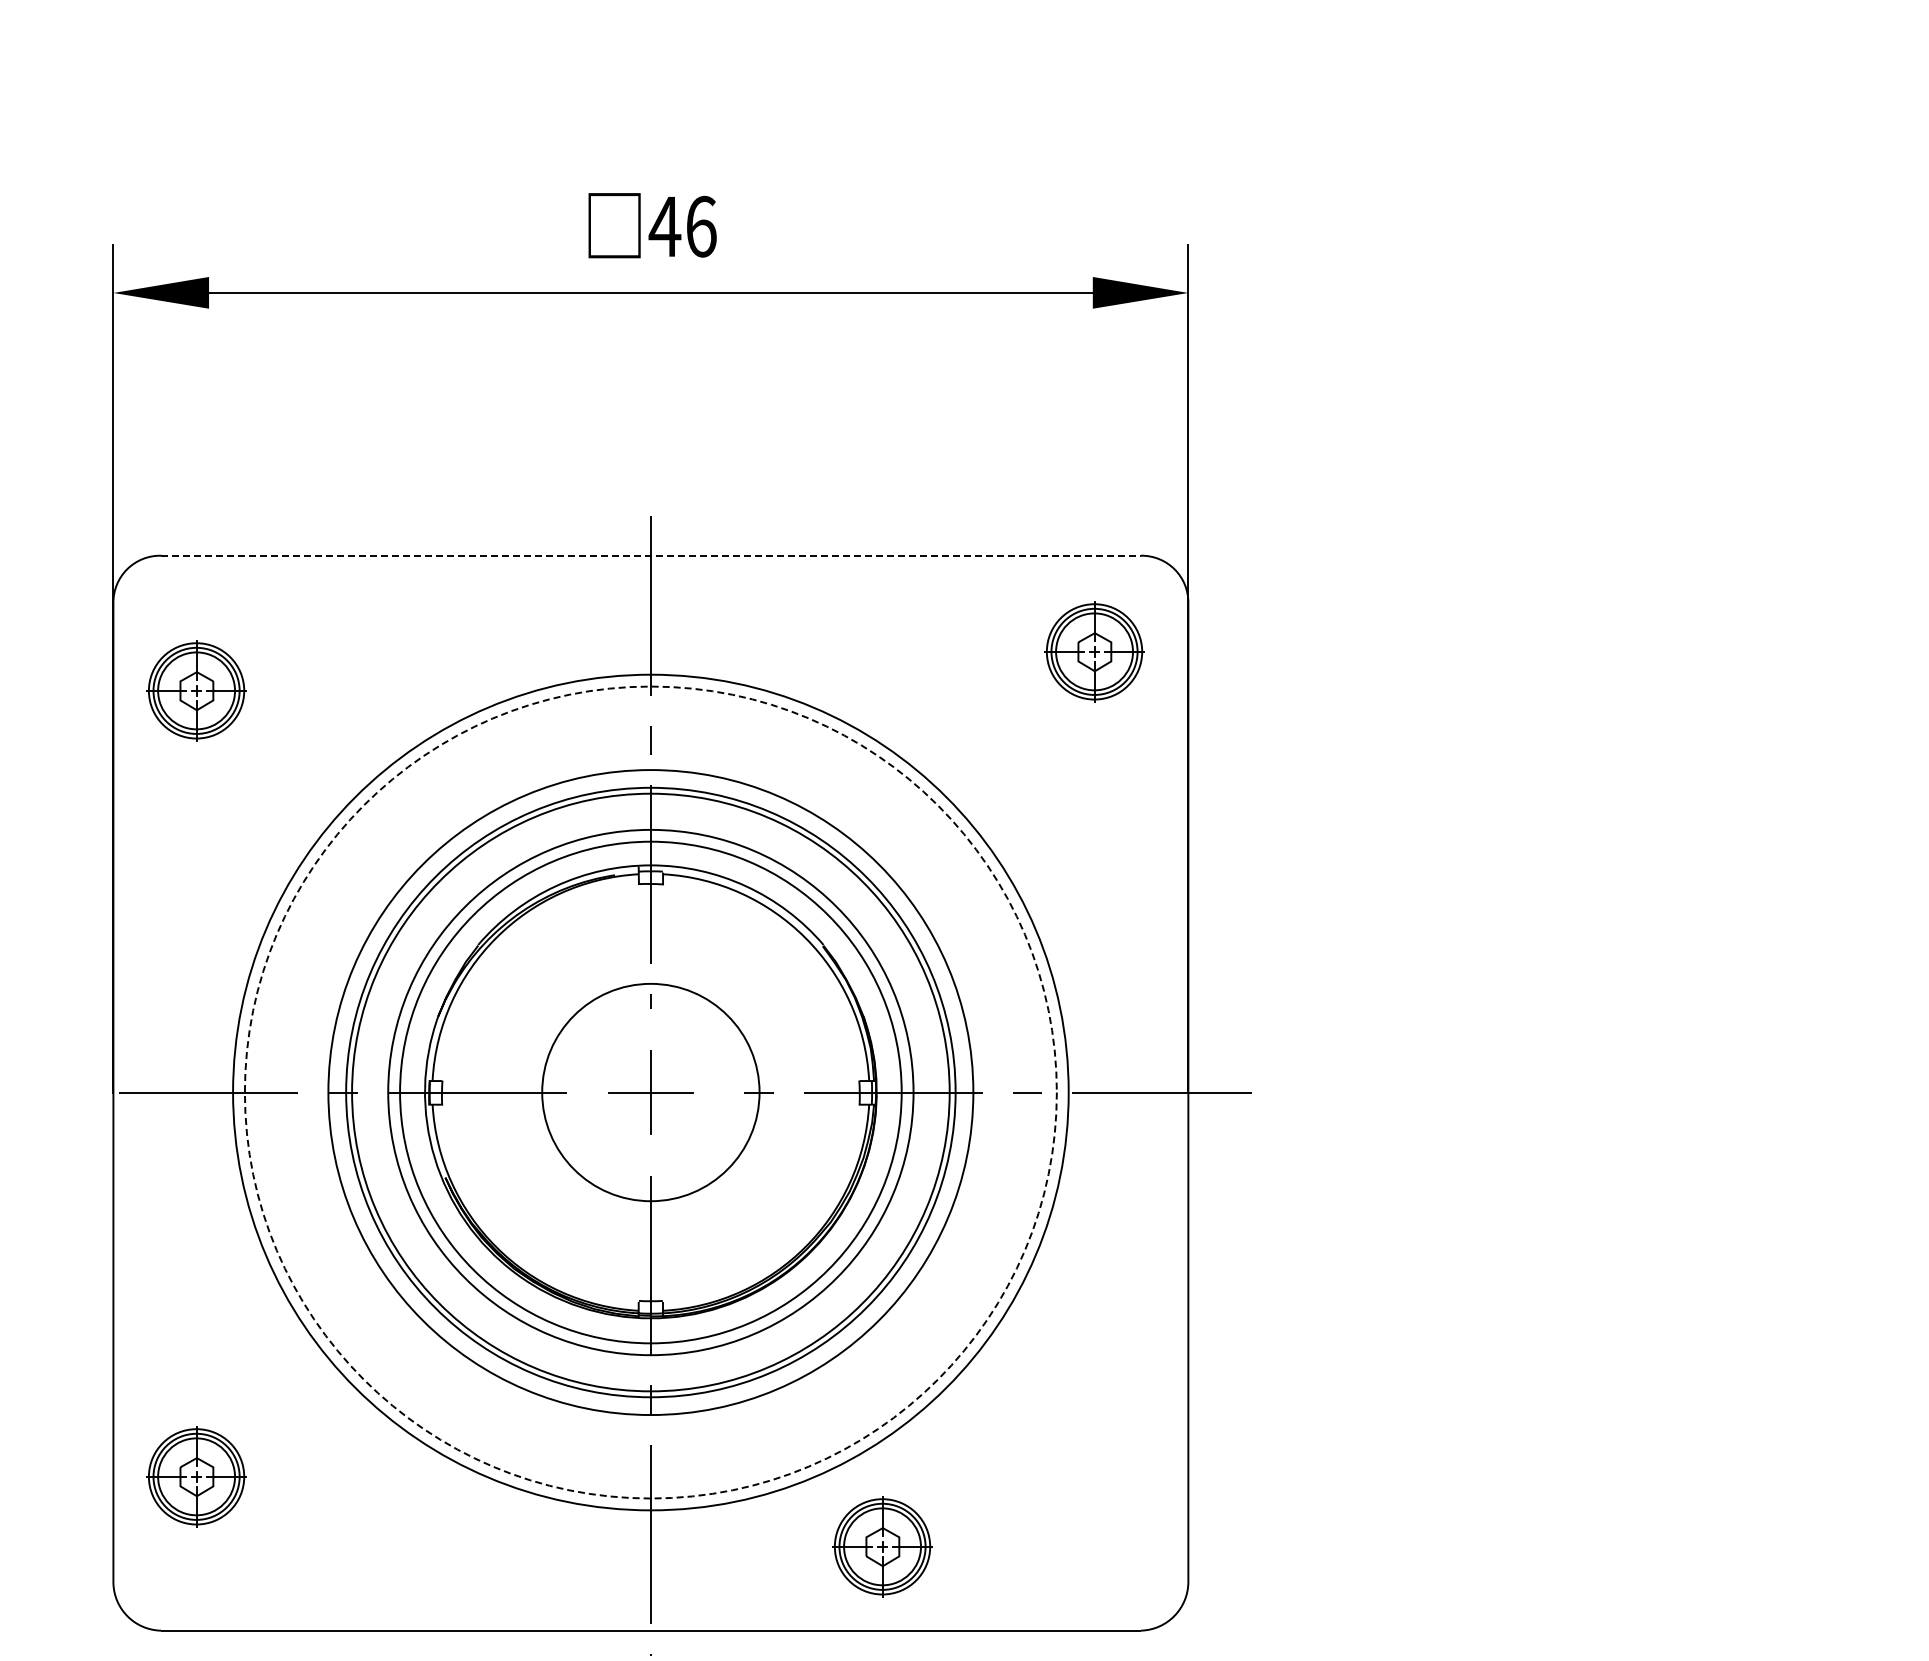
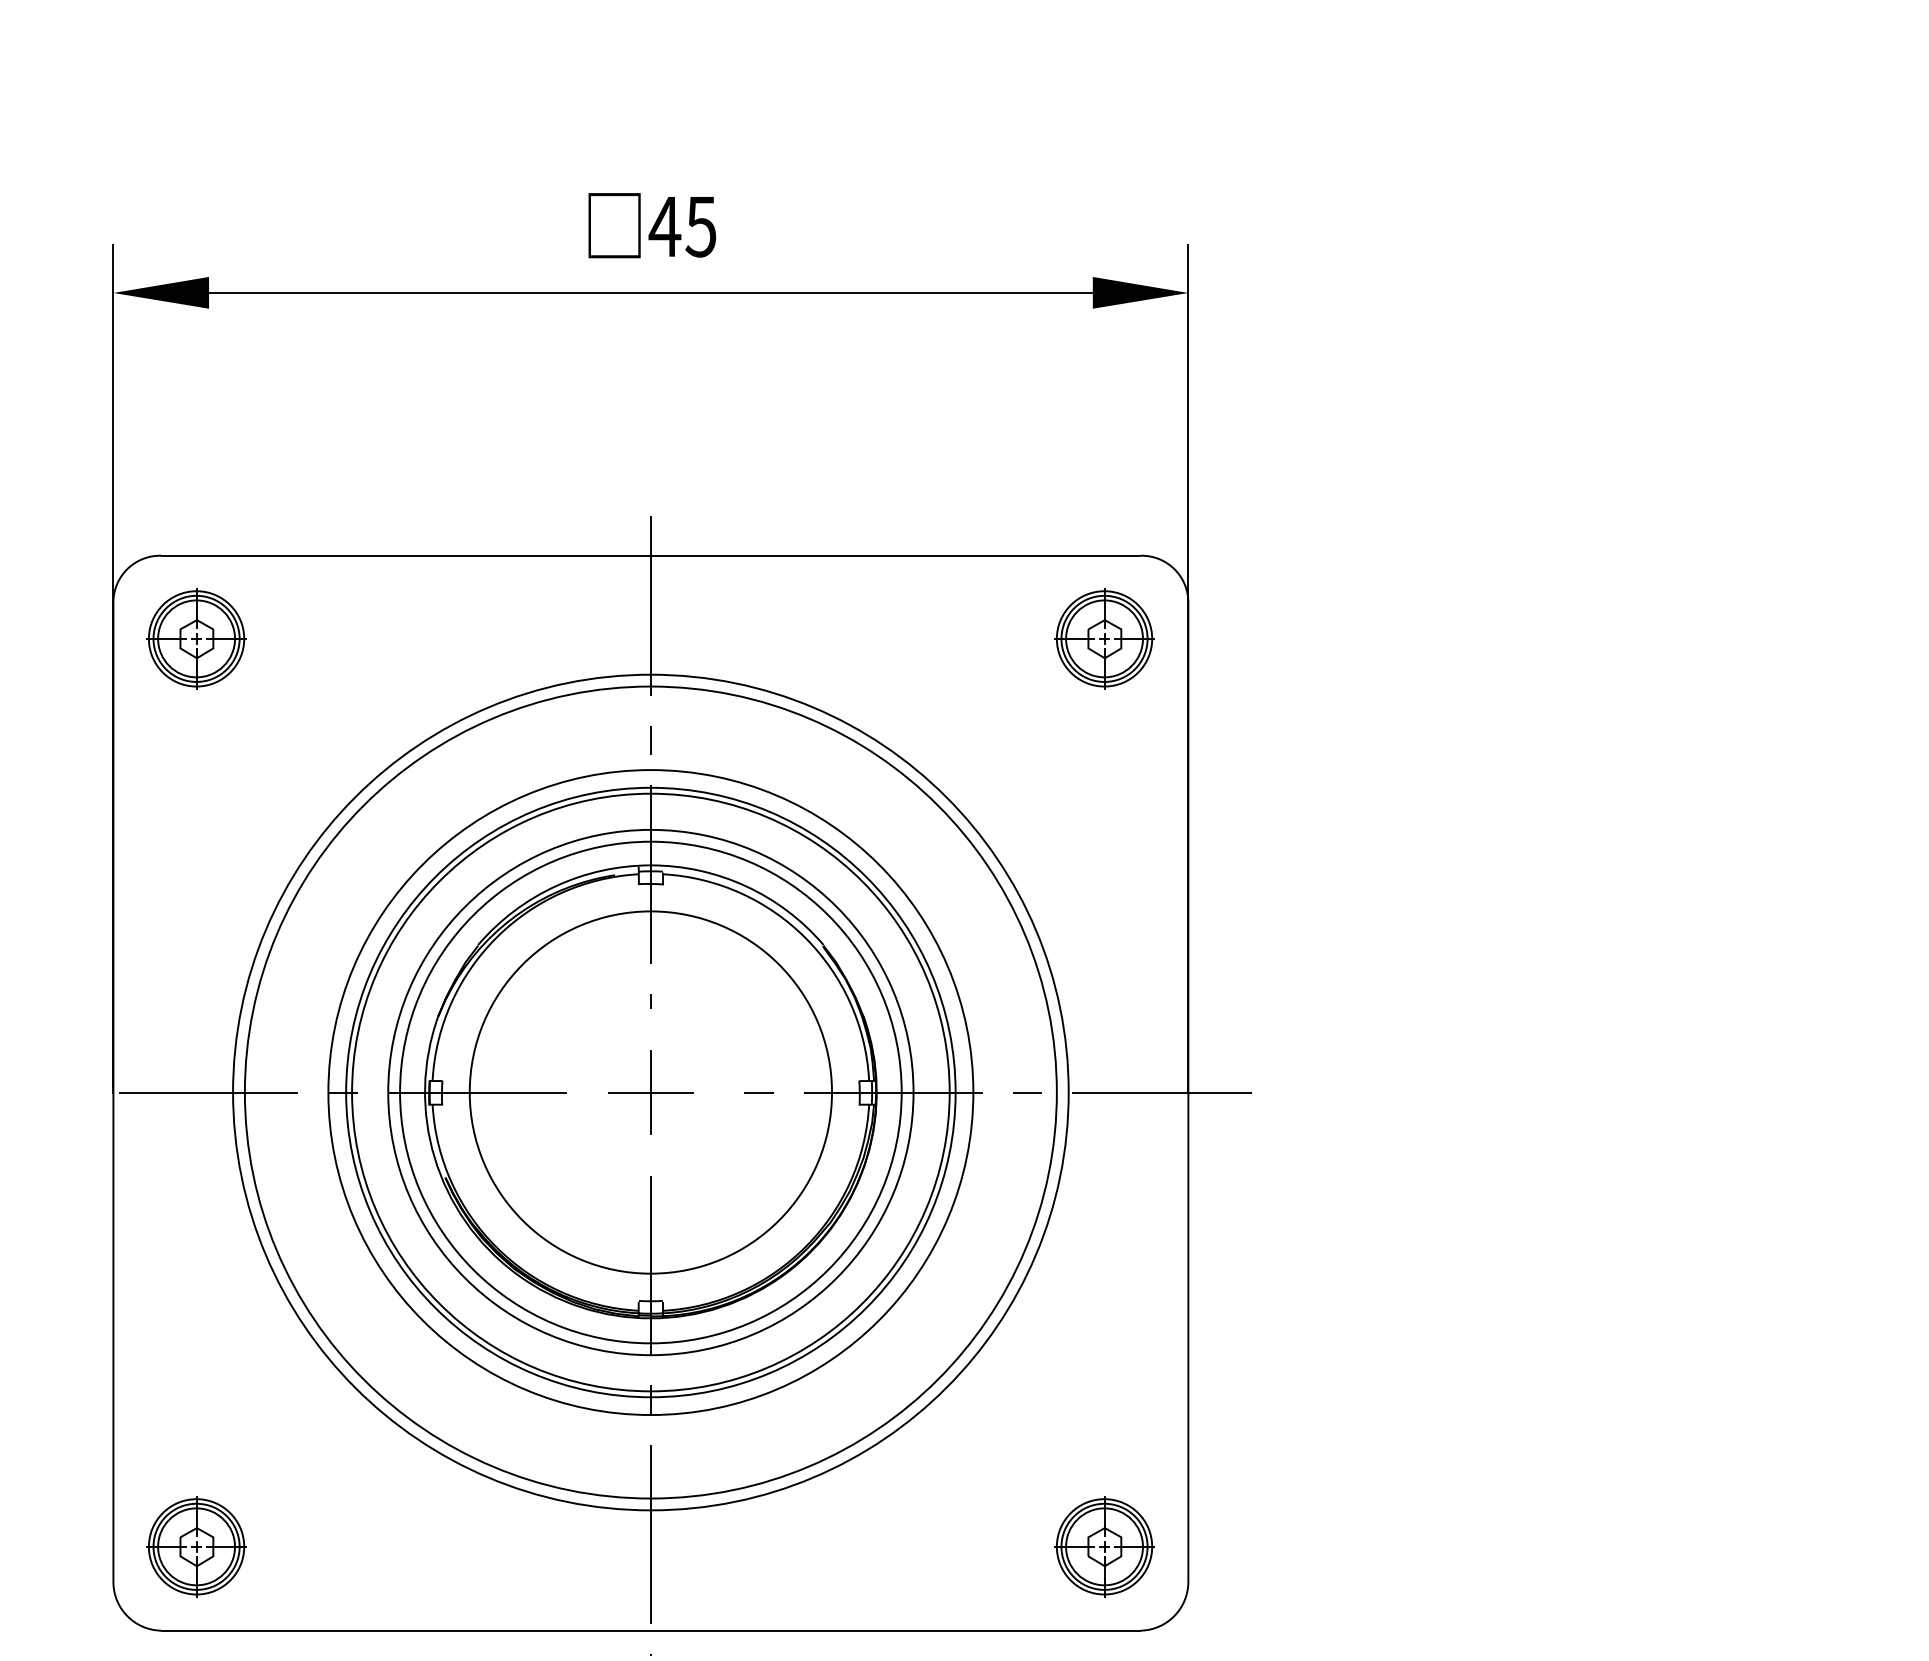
text: 46 -> 45 (700, 226)
line: dashed -> solid (651, 555)
part position: (1094, 651) -> (1104, 638) (1104, 638)
part position: (196, 690) -> (196, 638) (196, 638)
circle diameter: 217 px -> 362 px (650, 1092)
circle: dashed -> solid (650, 1092)
part position: (196, 1476) -> (196, 1546) (196, 1546)
part position: (882, 1546) -> (1104, 1546) (1104, 1546)
